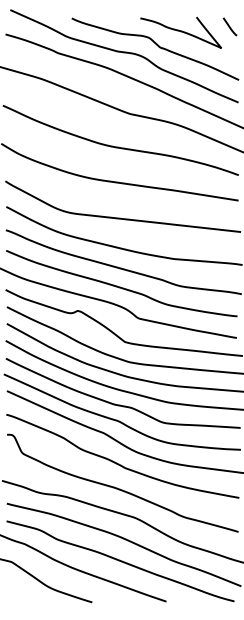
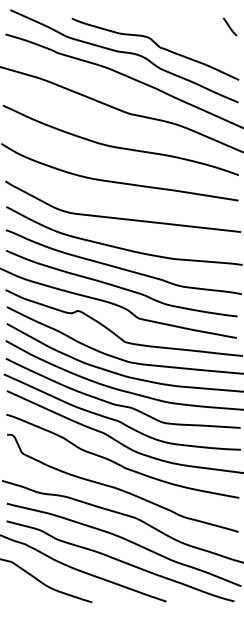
curve: present -> none (180, 32)
